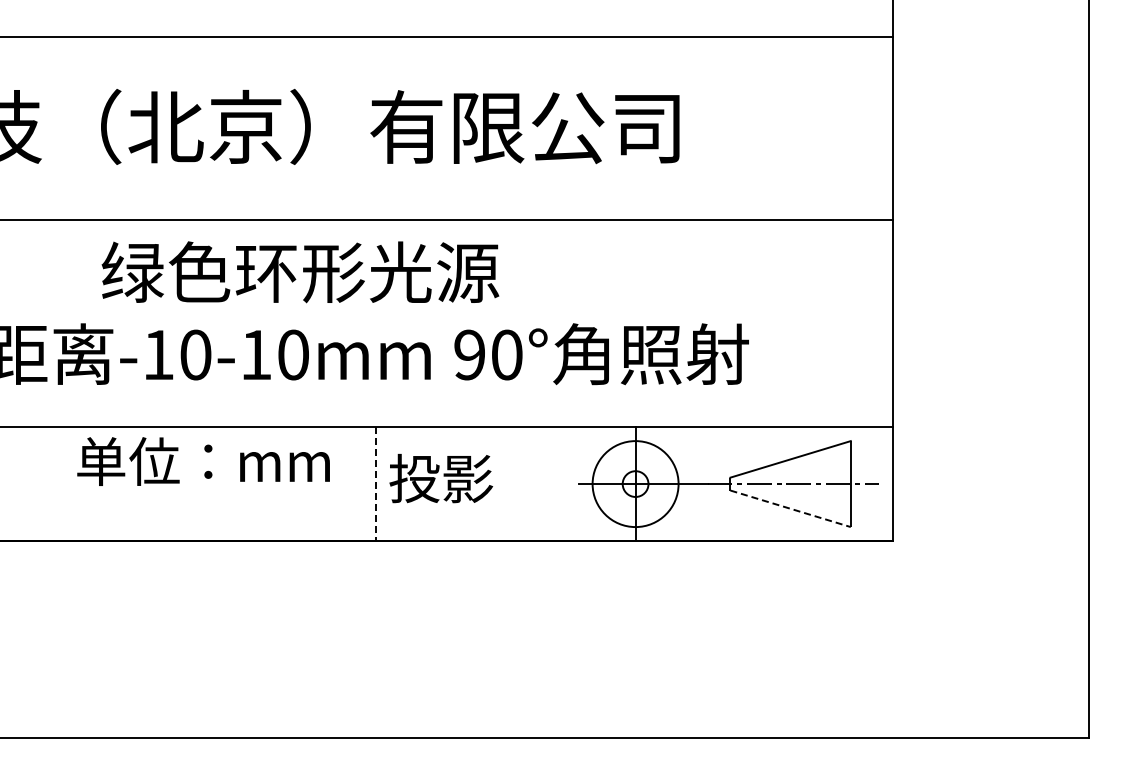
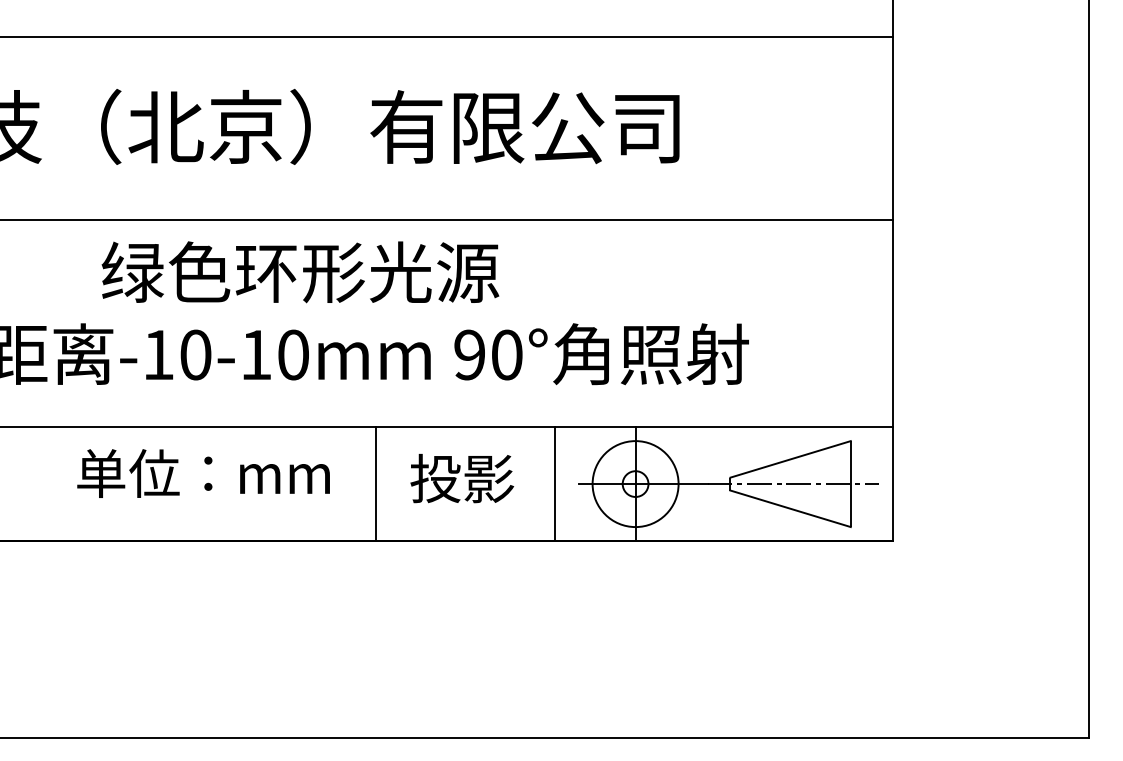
text position: (203, 461) -> (203, 473) (203, 473)
text position: (441, 478) -> (462, 478) (462, 478)
line: none -> present (555, 483)
line: dashed -> solid (375, 484)
line: dashed -> solid (790, 508)
